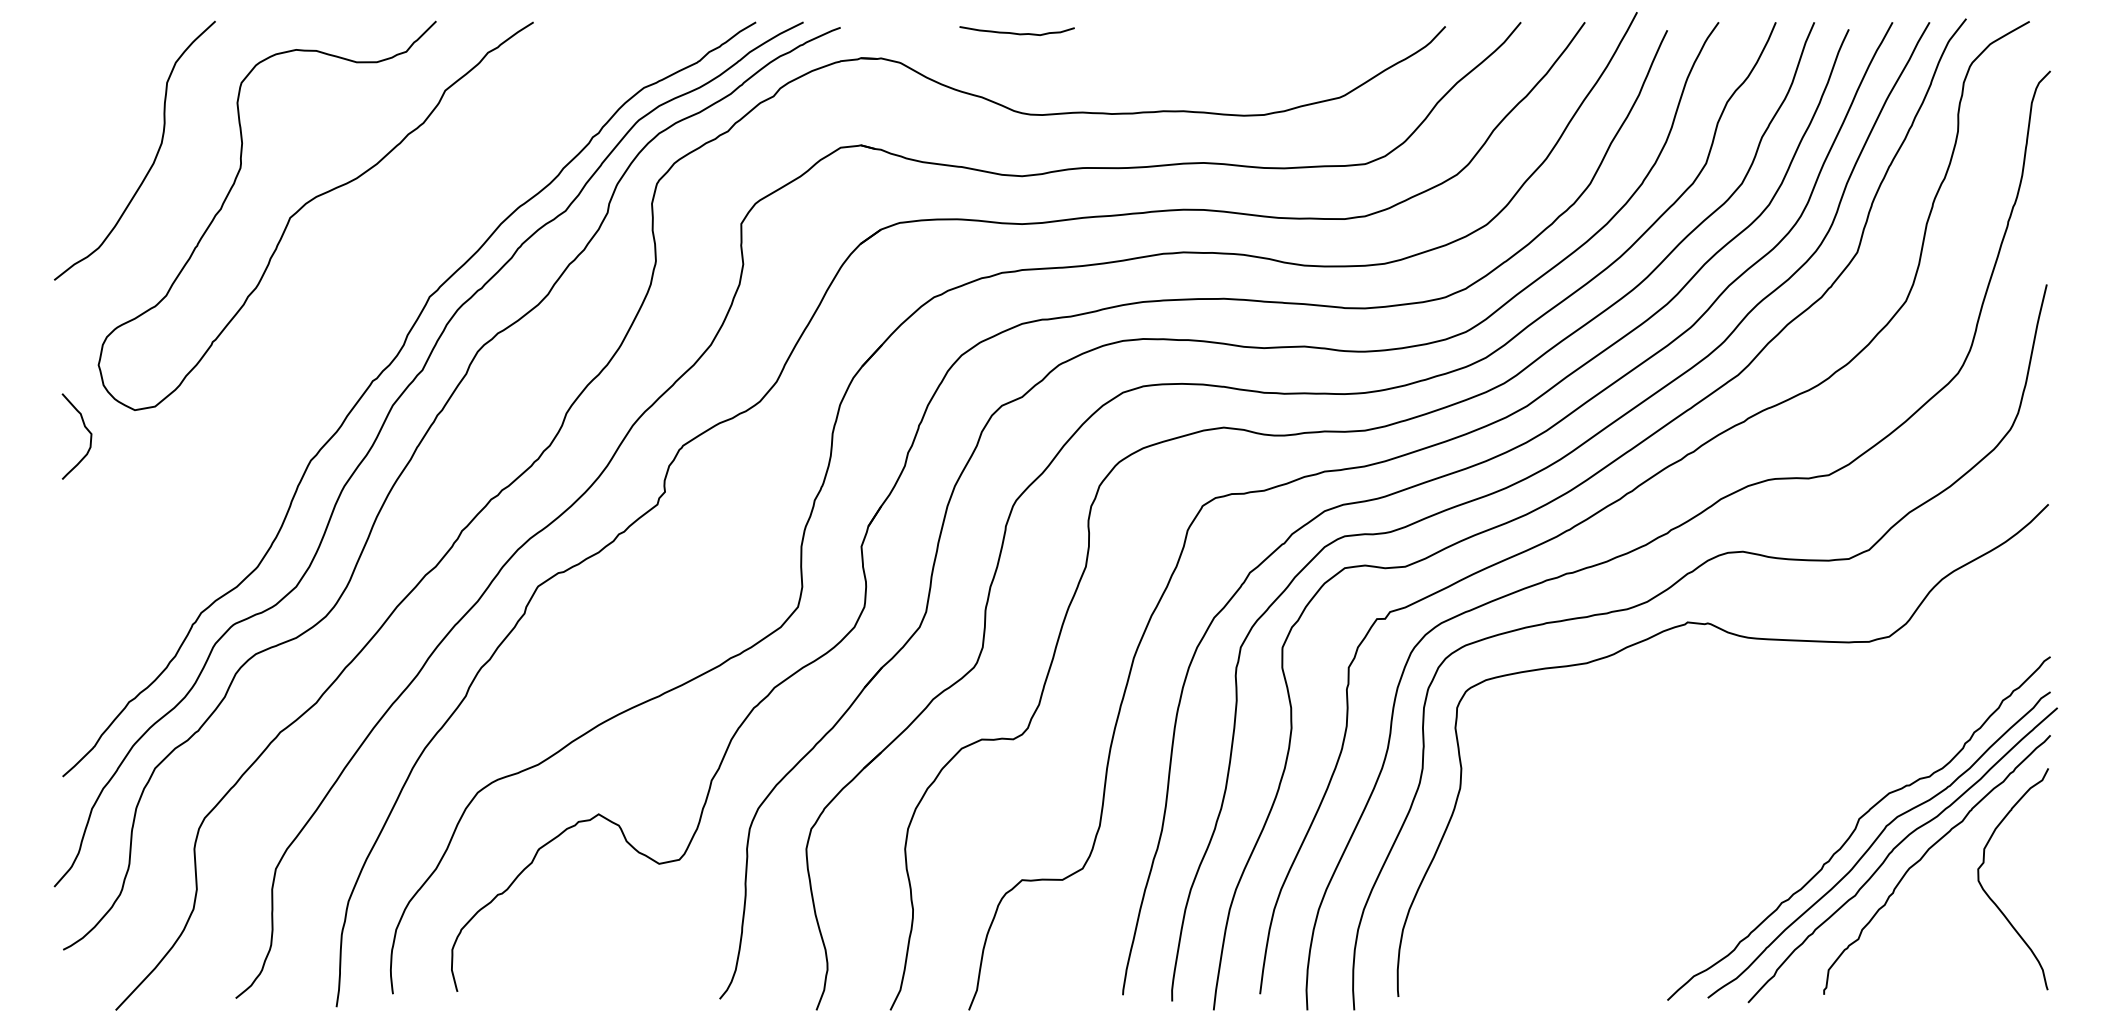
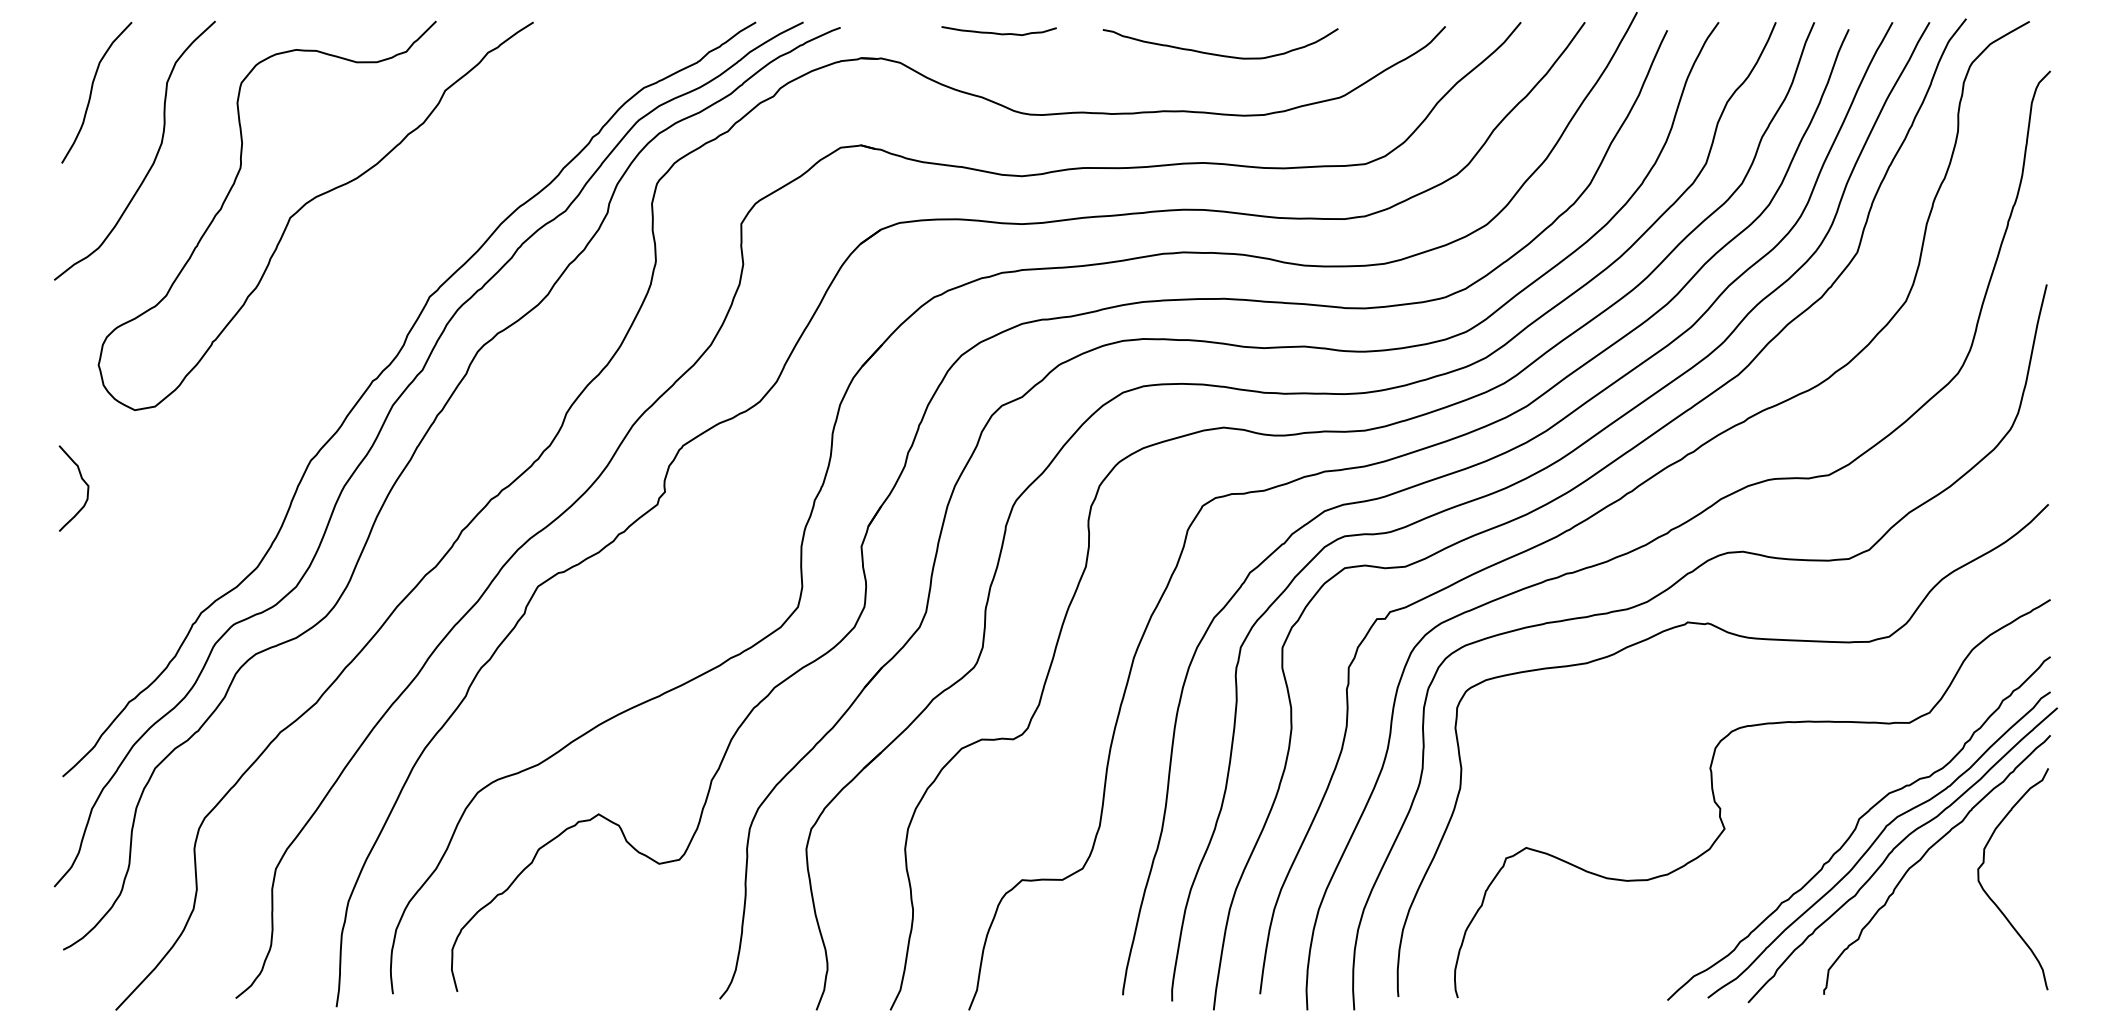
curve position: (1015, 32) -> (997, 32) (997, 32)
curve: none -> present (1220, 54)
curve: none -> present (92, 91)
curve position: (84, 427) -> (81, 479) (81, 479)
curve: none -> present (1721, 808)
